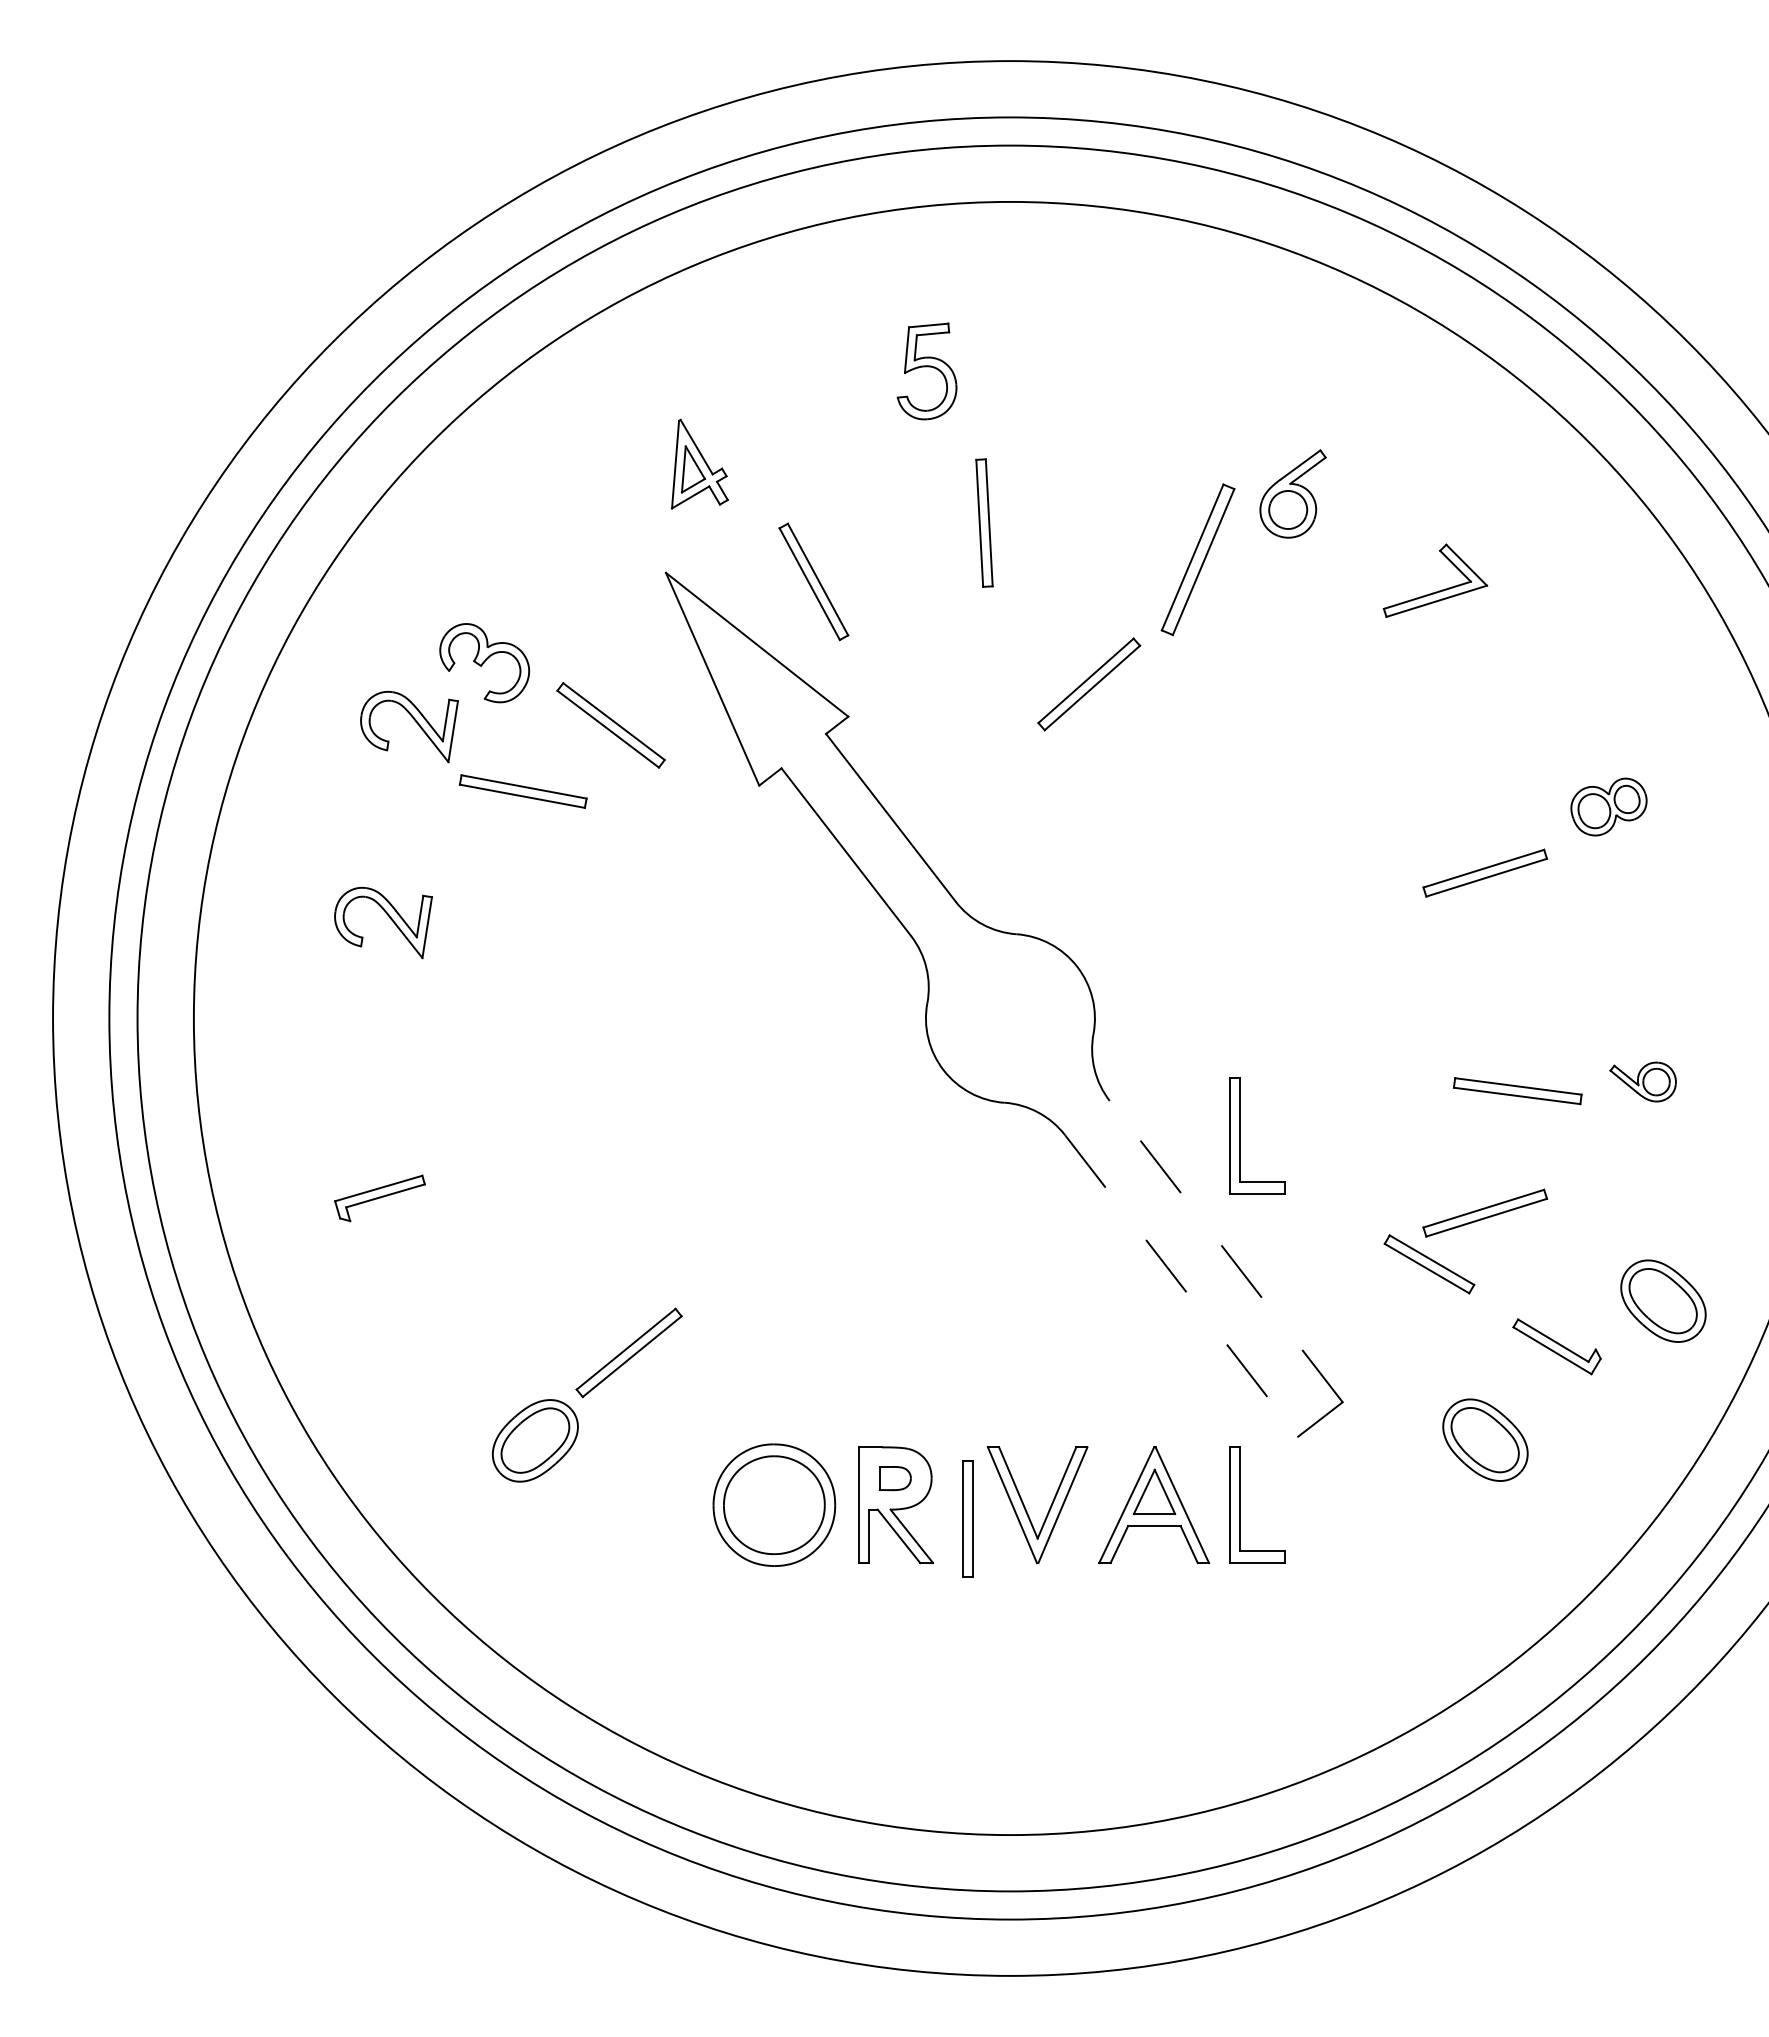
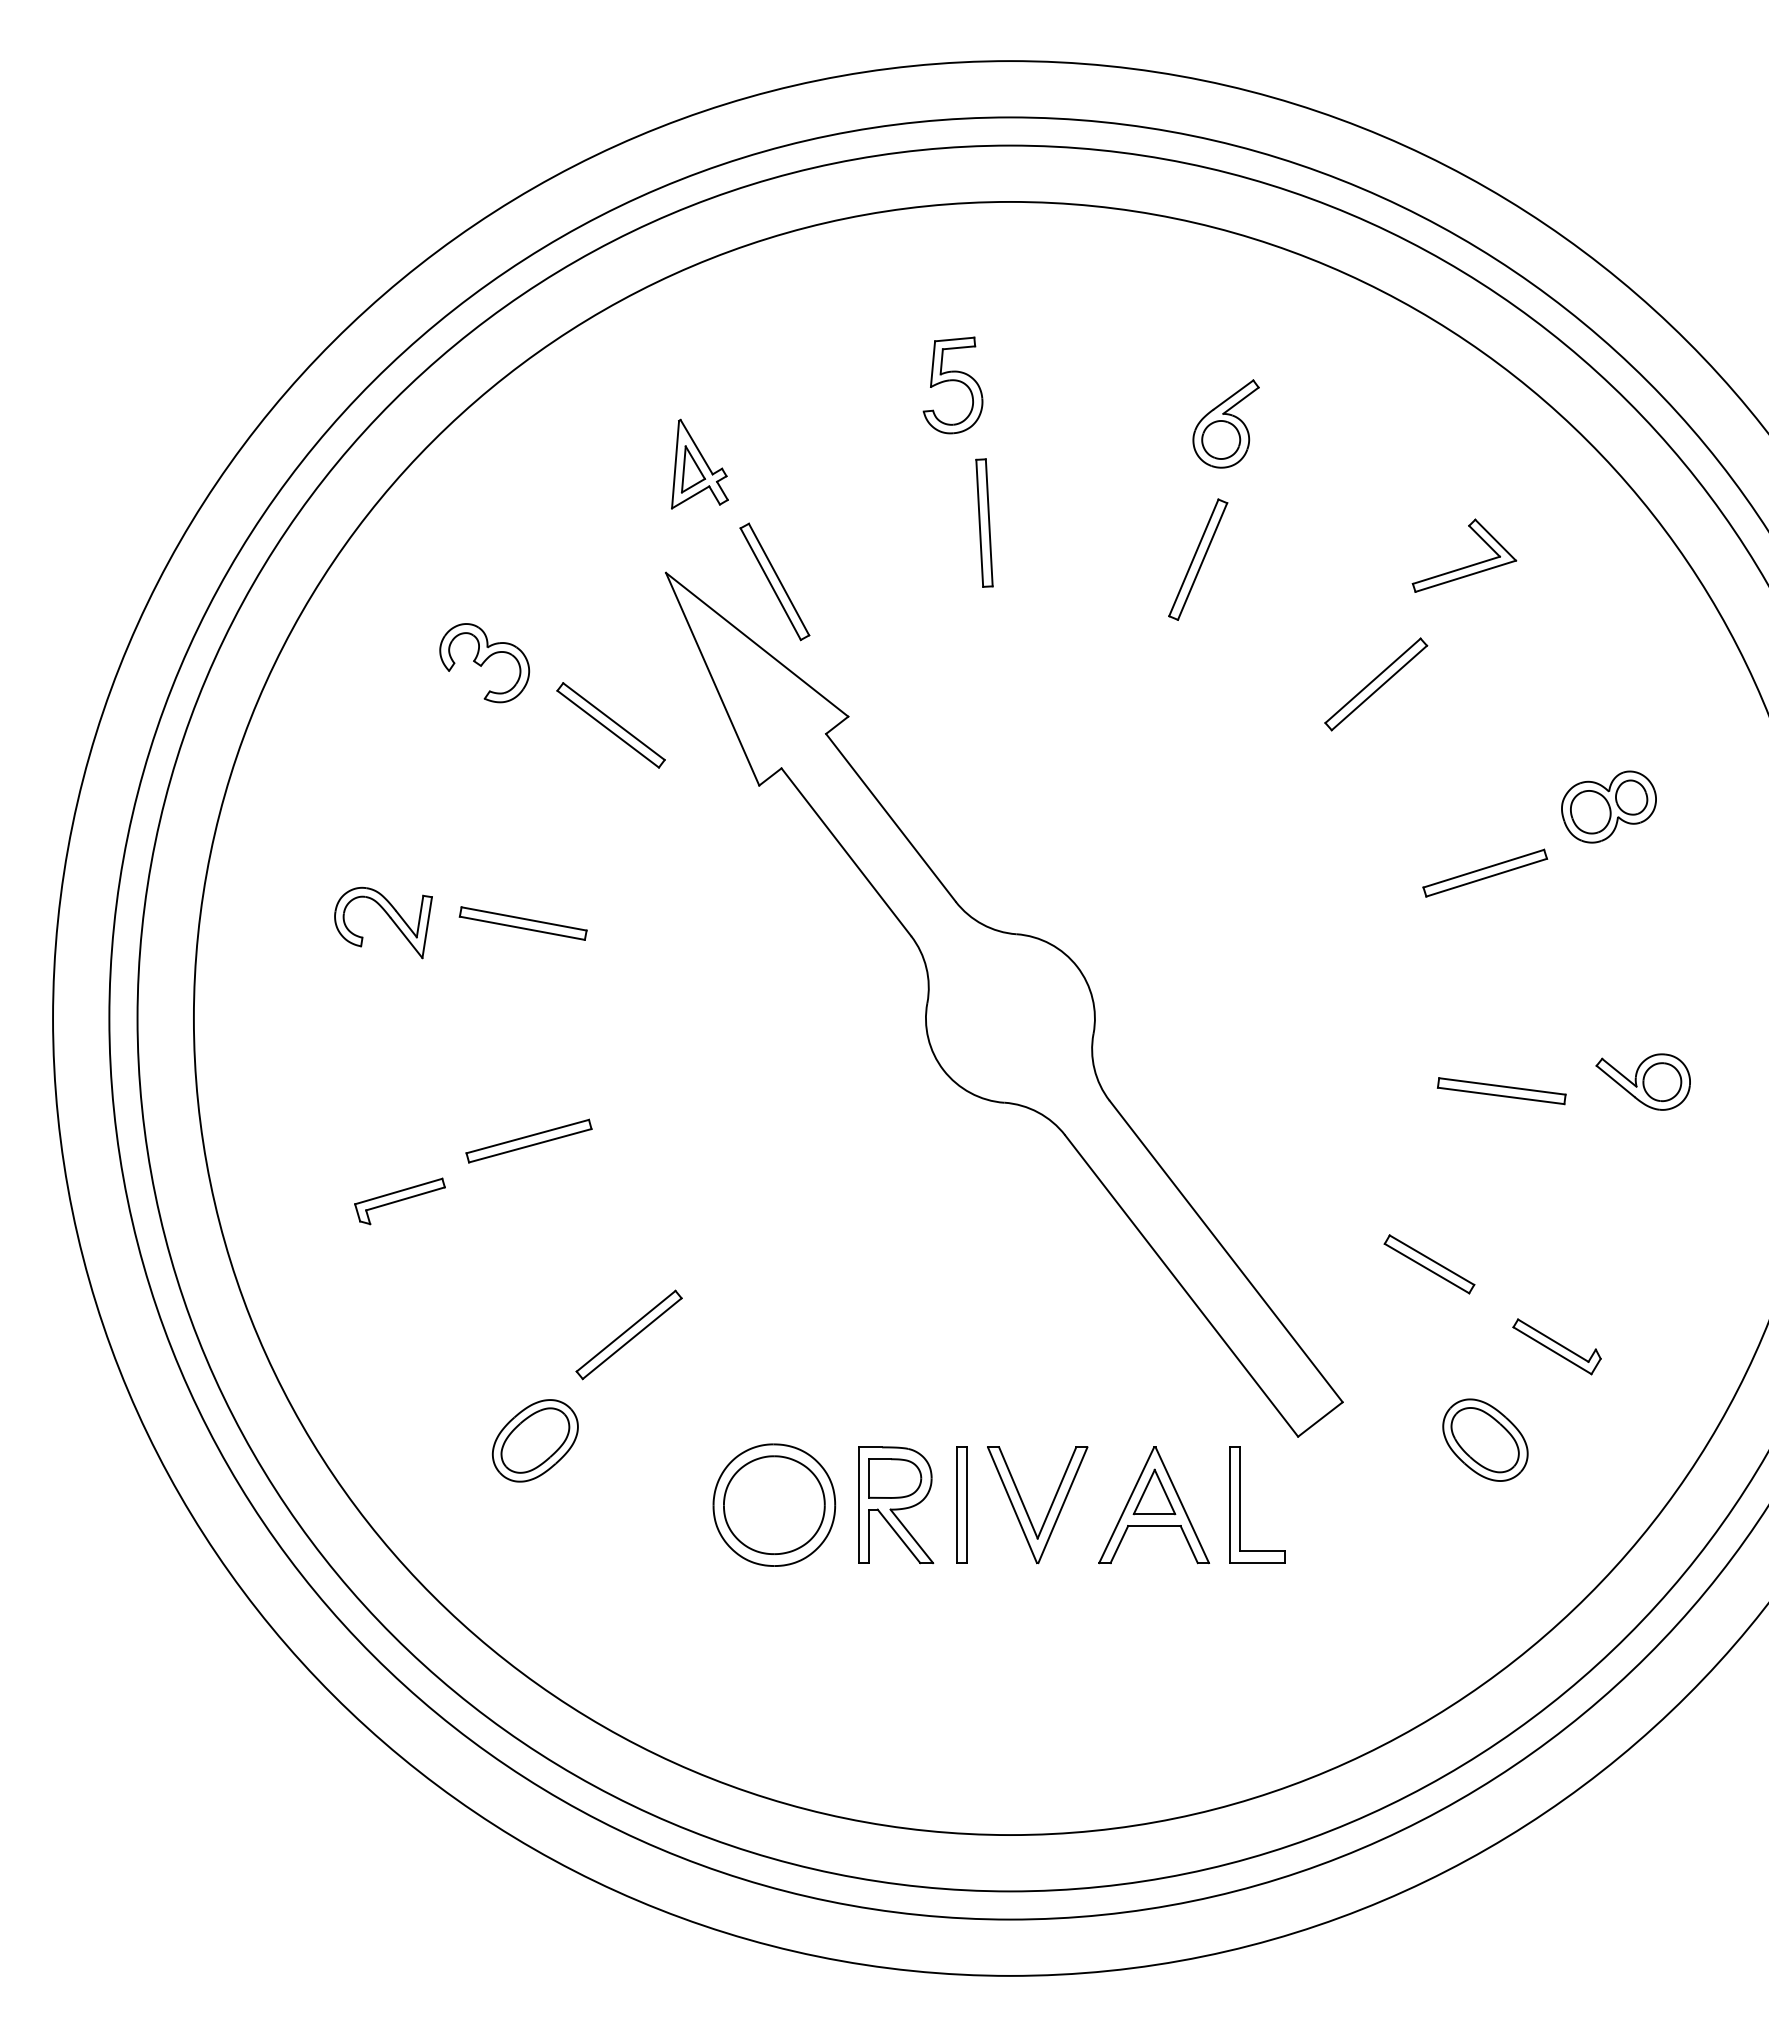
part position: (926, 371) -> (952, 385) (952, 385)
part position: (1292, 493) -> (1225, 423) (1225, 423)
part size: 76x154 px -> 61x123 px (1198, 559)
part position: (813, 581) -> (774, 581) (774, 581)
part position: (1438, 590) -> (1467, 565) (1467, 565)
part position: (1089, 684) -> (1376, 684) (1376, 684)
part: present -> none (415, 722)
part position: (522, 791) -> (522, 923) (522, 923)
part size: 78x60 px -> 96x74 px (1608, 806)
part size: 68x42 px -> 96x58 px (1642, 1081)
part position: (1517, 1091) -> (1501, 1091) (1501, 1091)
part: present -> none (1240, 1135)
part: none -> present (528, 1140)
part position: (379, 1198) -> (399, 1201) (399, 1201)
part: present -> none (1485, 1212)
line: dashed -> solid (1225, 1251)
line: dashed -> solid (1181, 1286)
part: present -> none (1663, 1300)
part position: (628, 1352) -> (628, 1334) (628, 1334)
part size: 34x26 px -> 55x41 px (895, 1478)
part position: (967, 1518) -> (961, 1504) (961, 1504)
